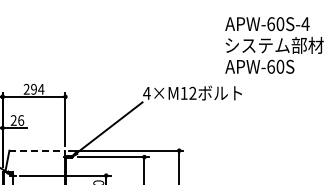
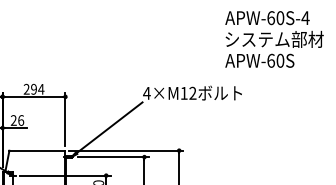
text position: (274, 45) -> (274, 39) (274, 39)
line: dashed -> solid (37, 150)
